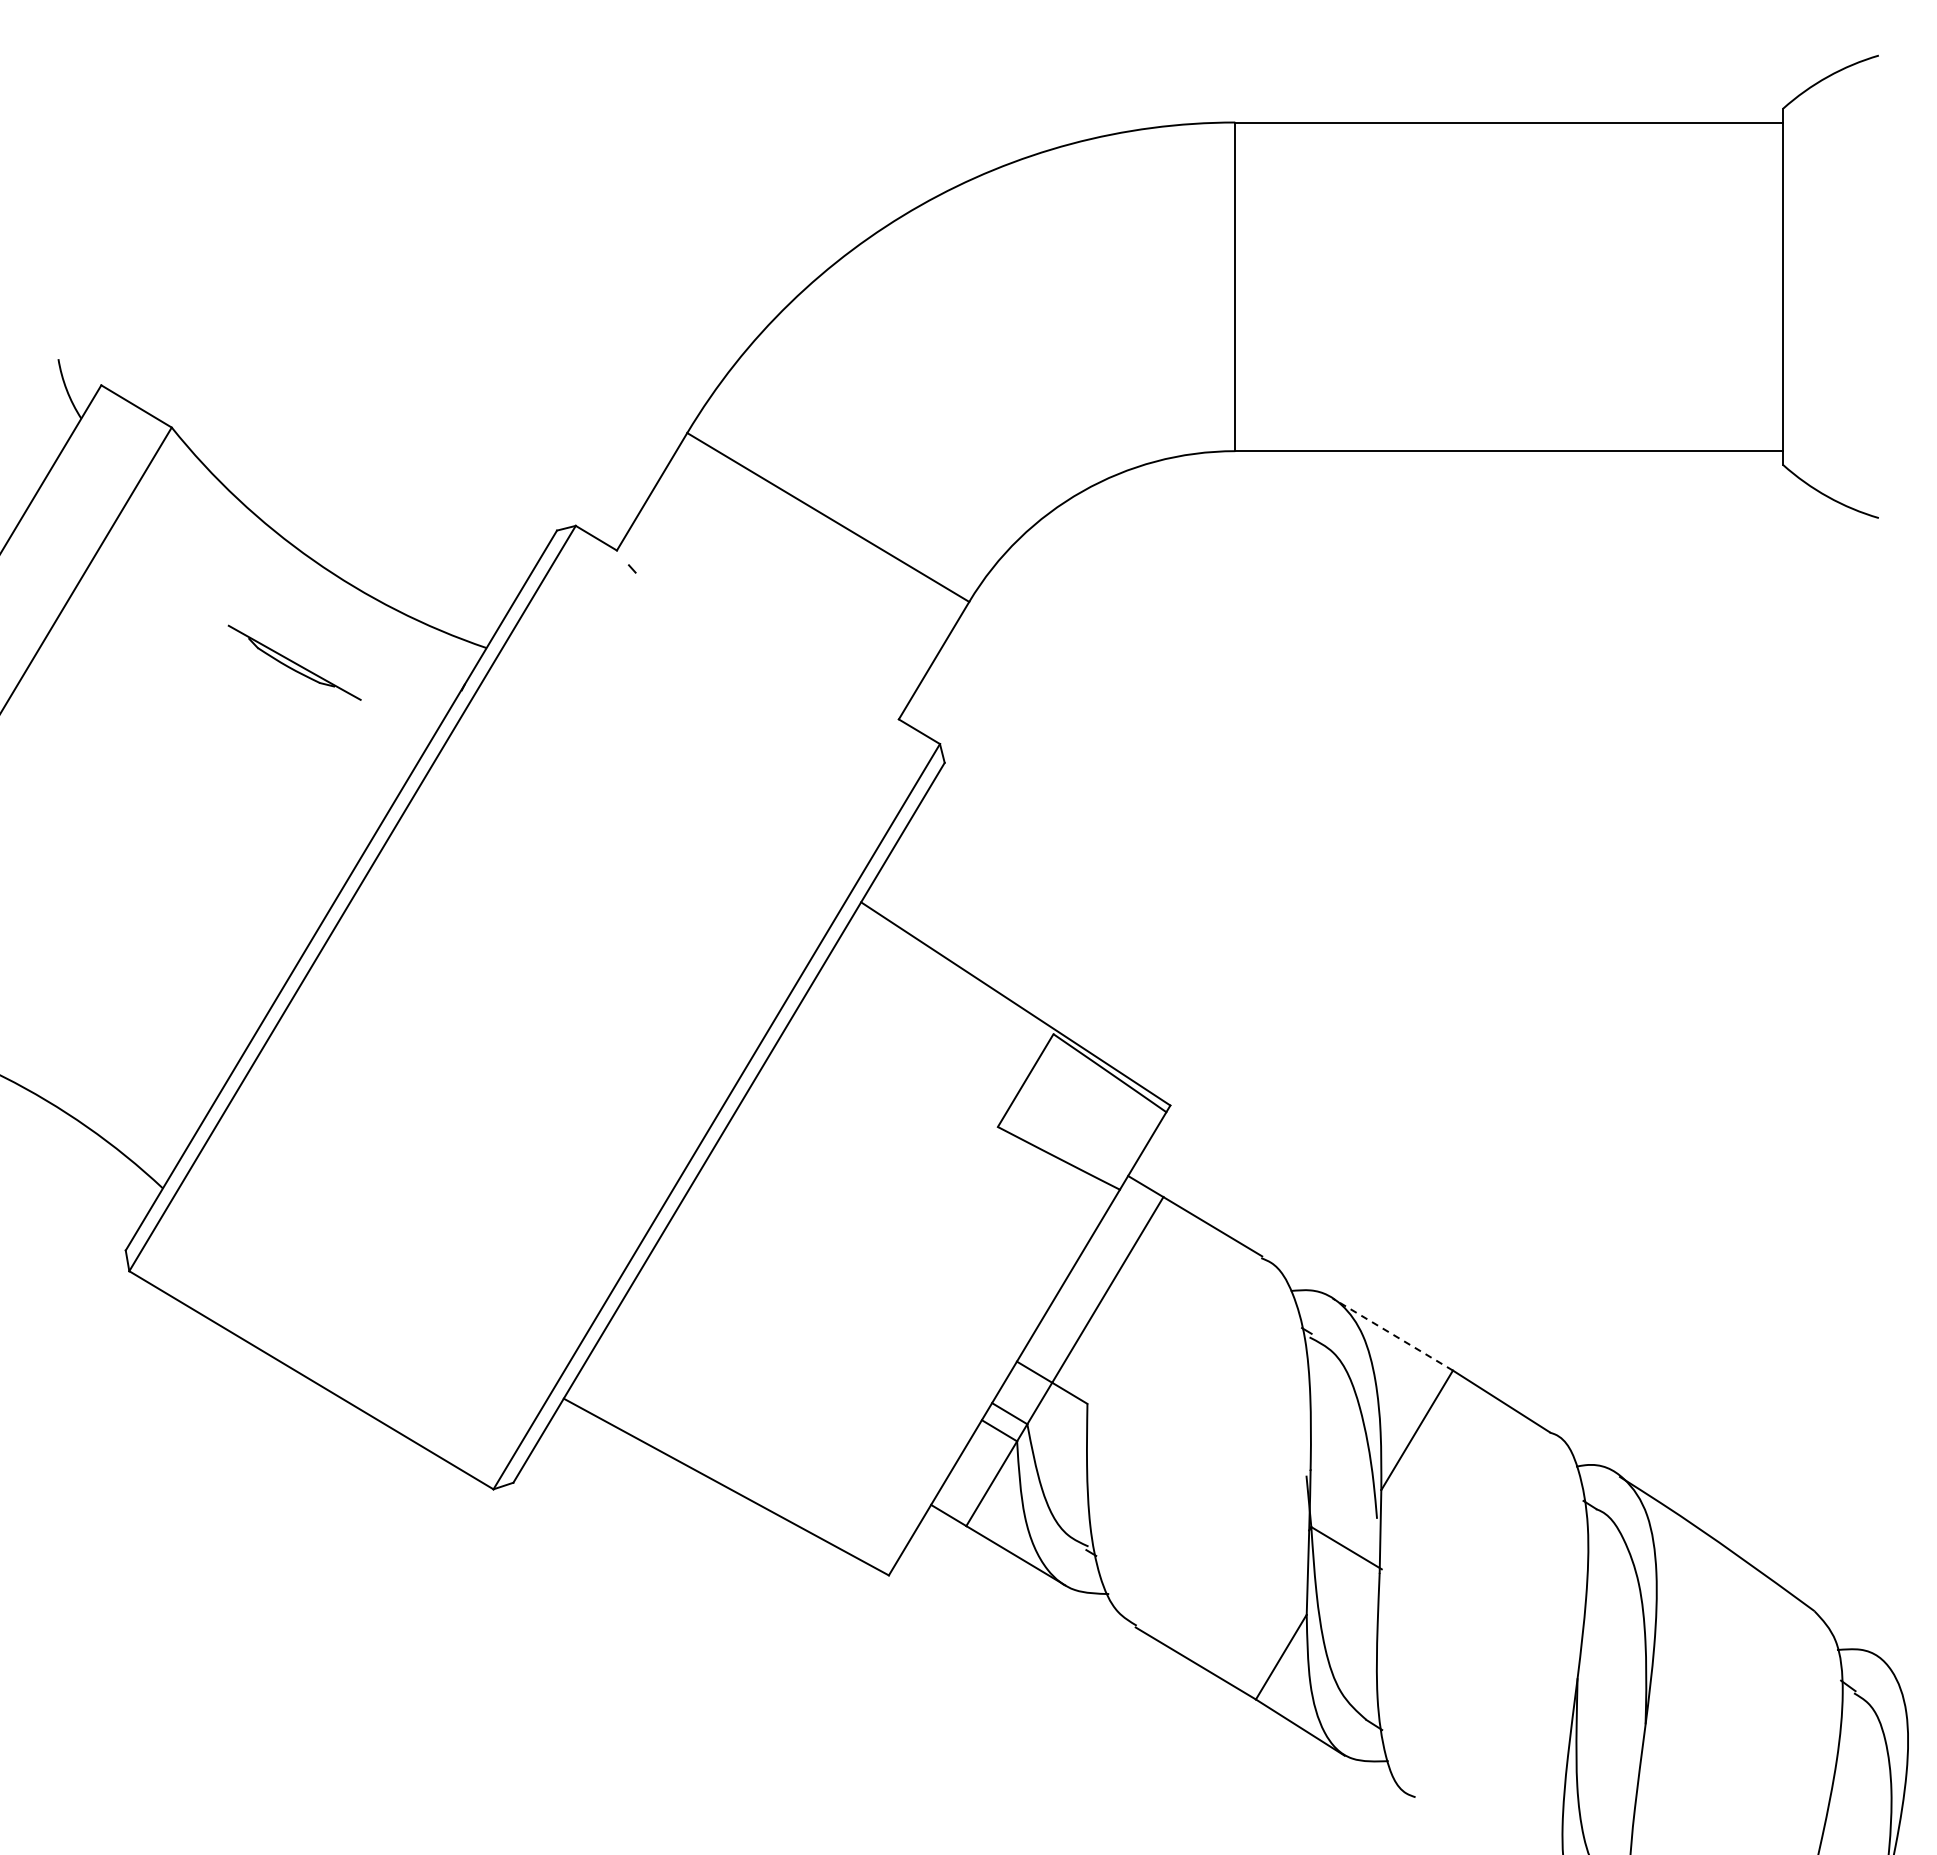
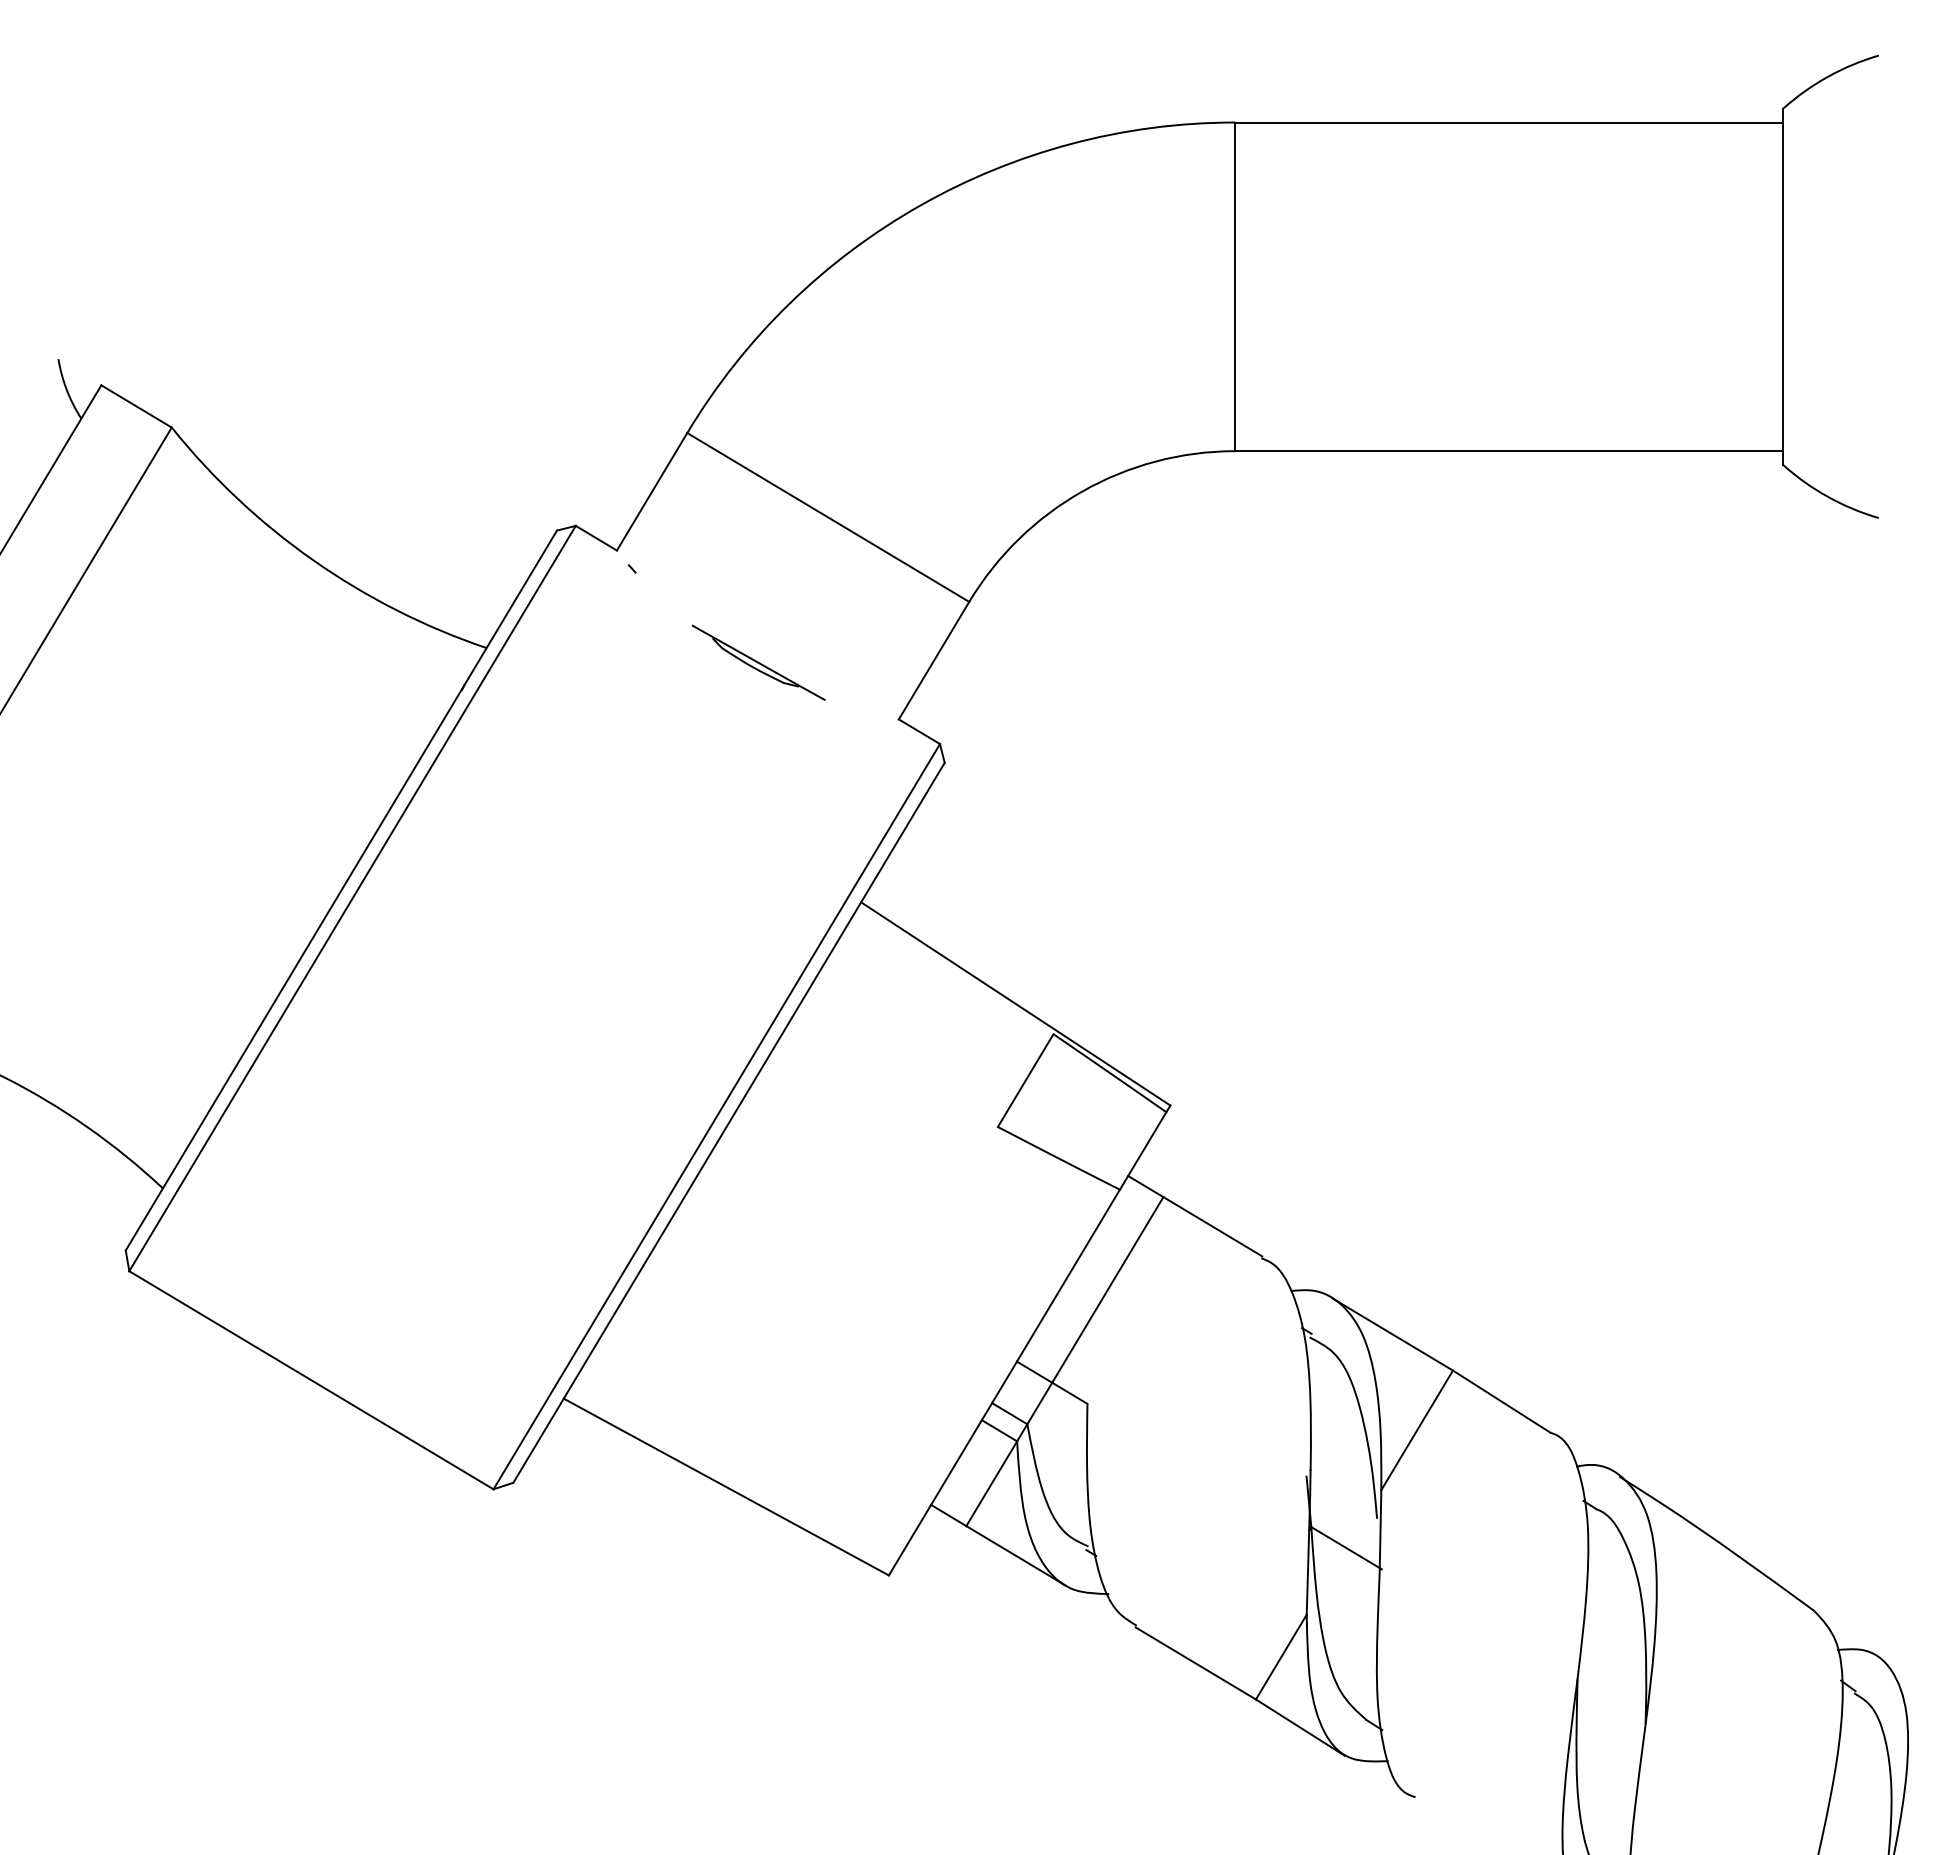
part position: (294, 662) -> (758, 662) (758, 662)
line: dashed -> solid (1392, 1334)
